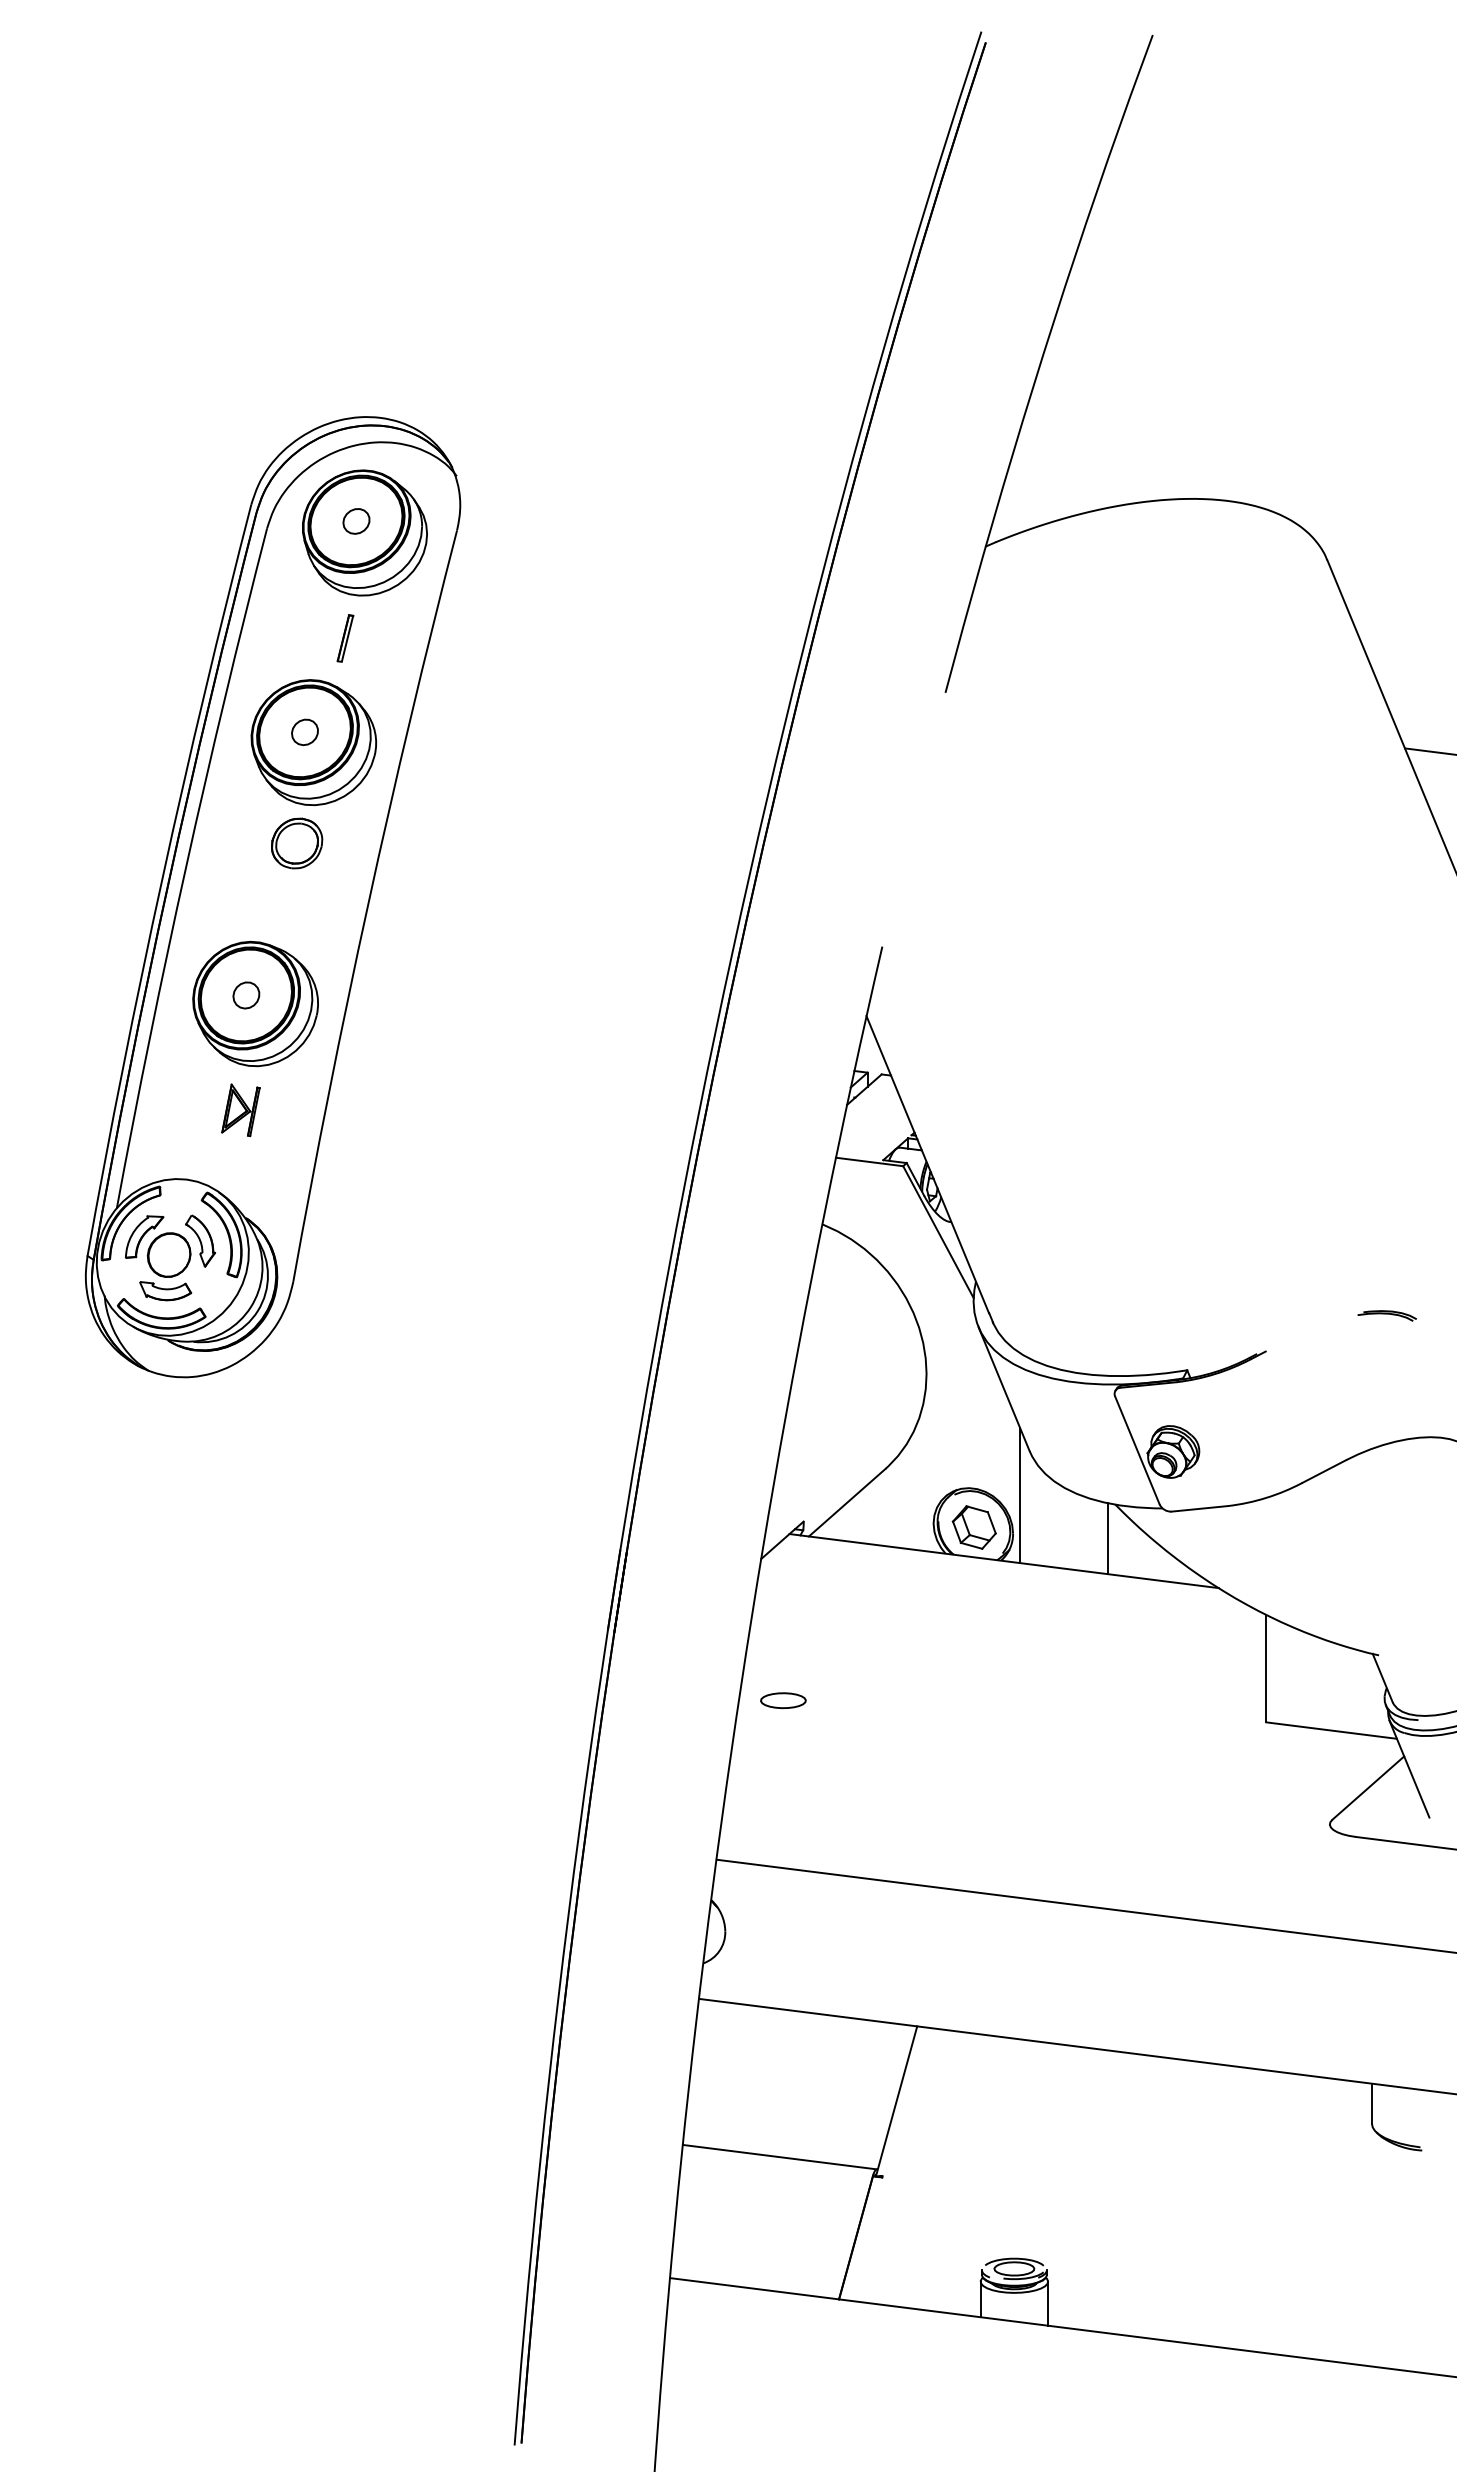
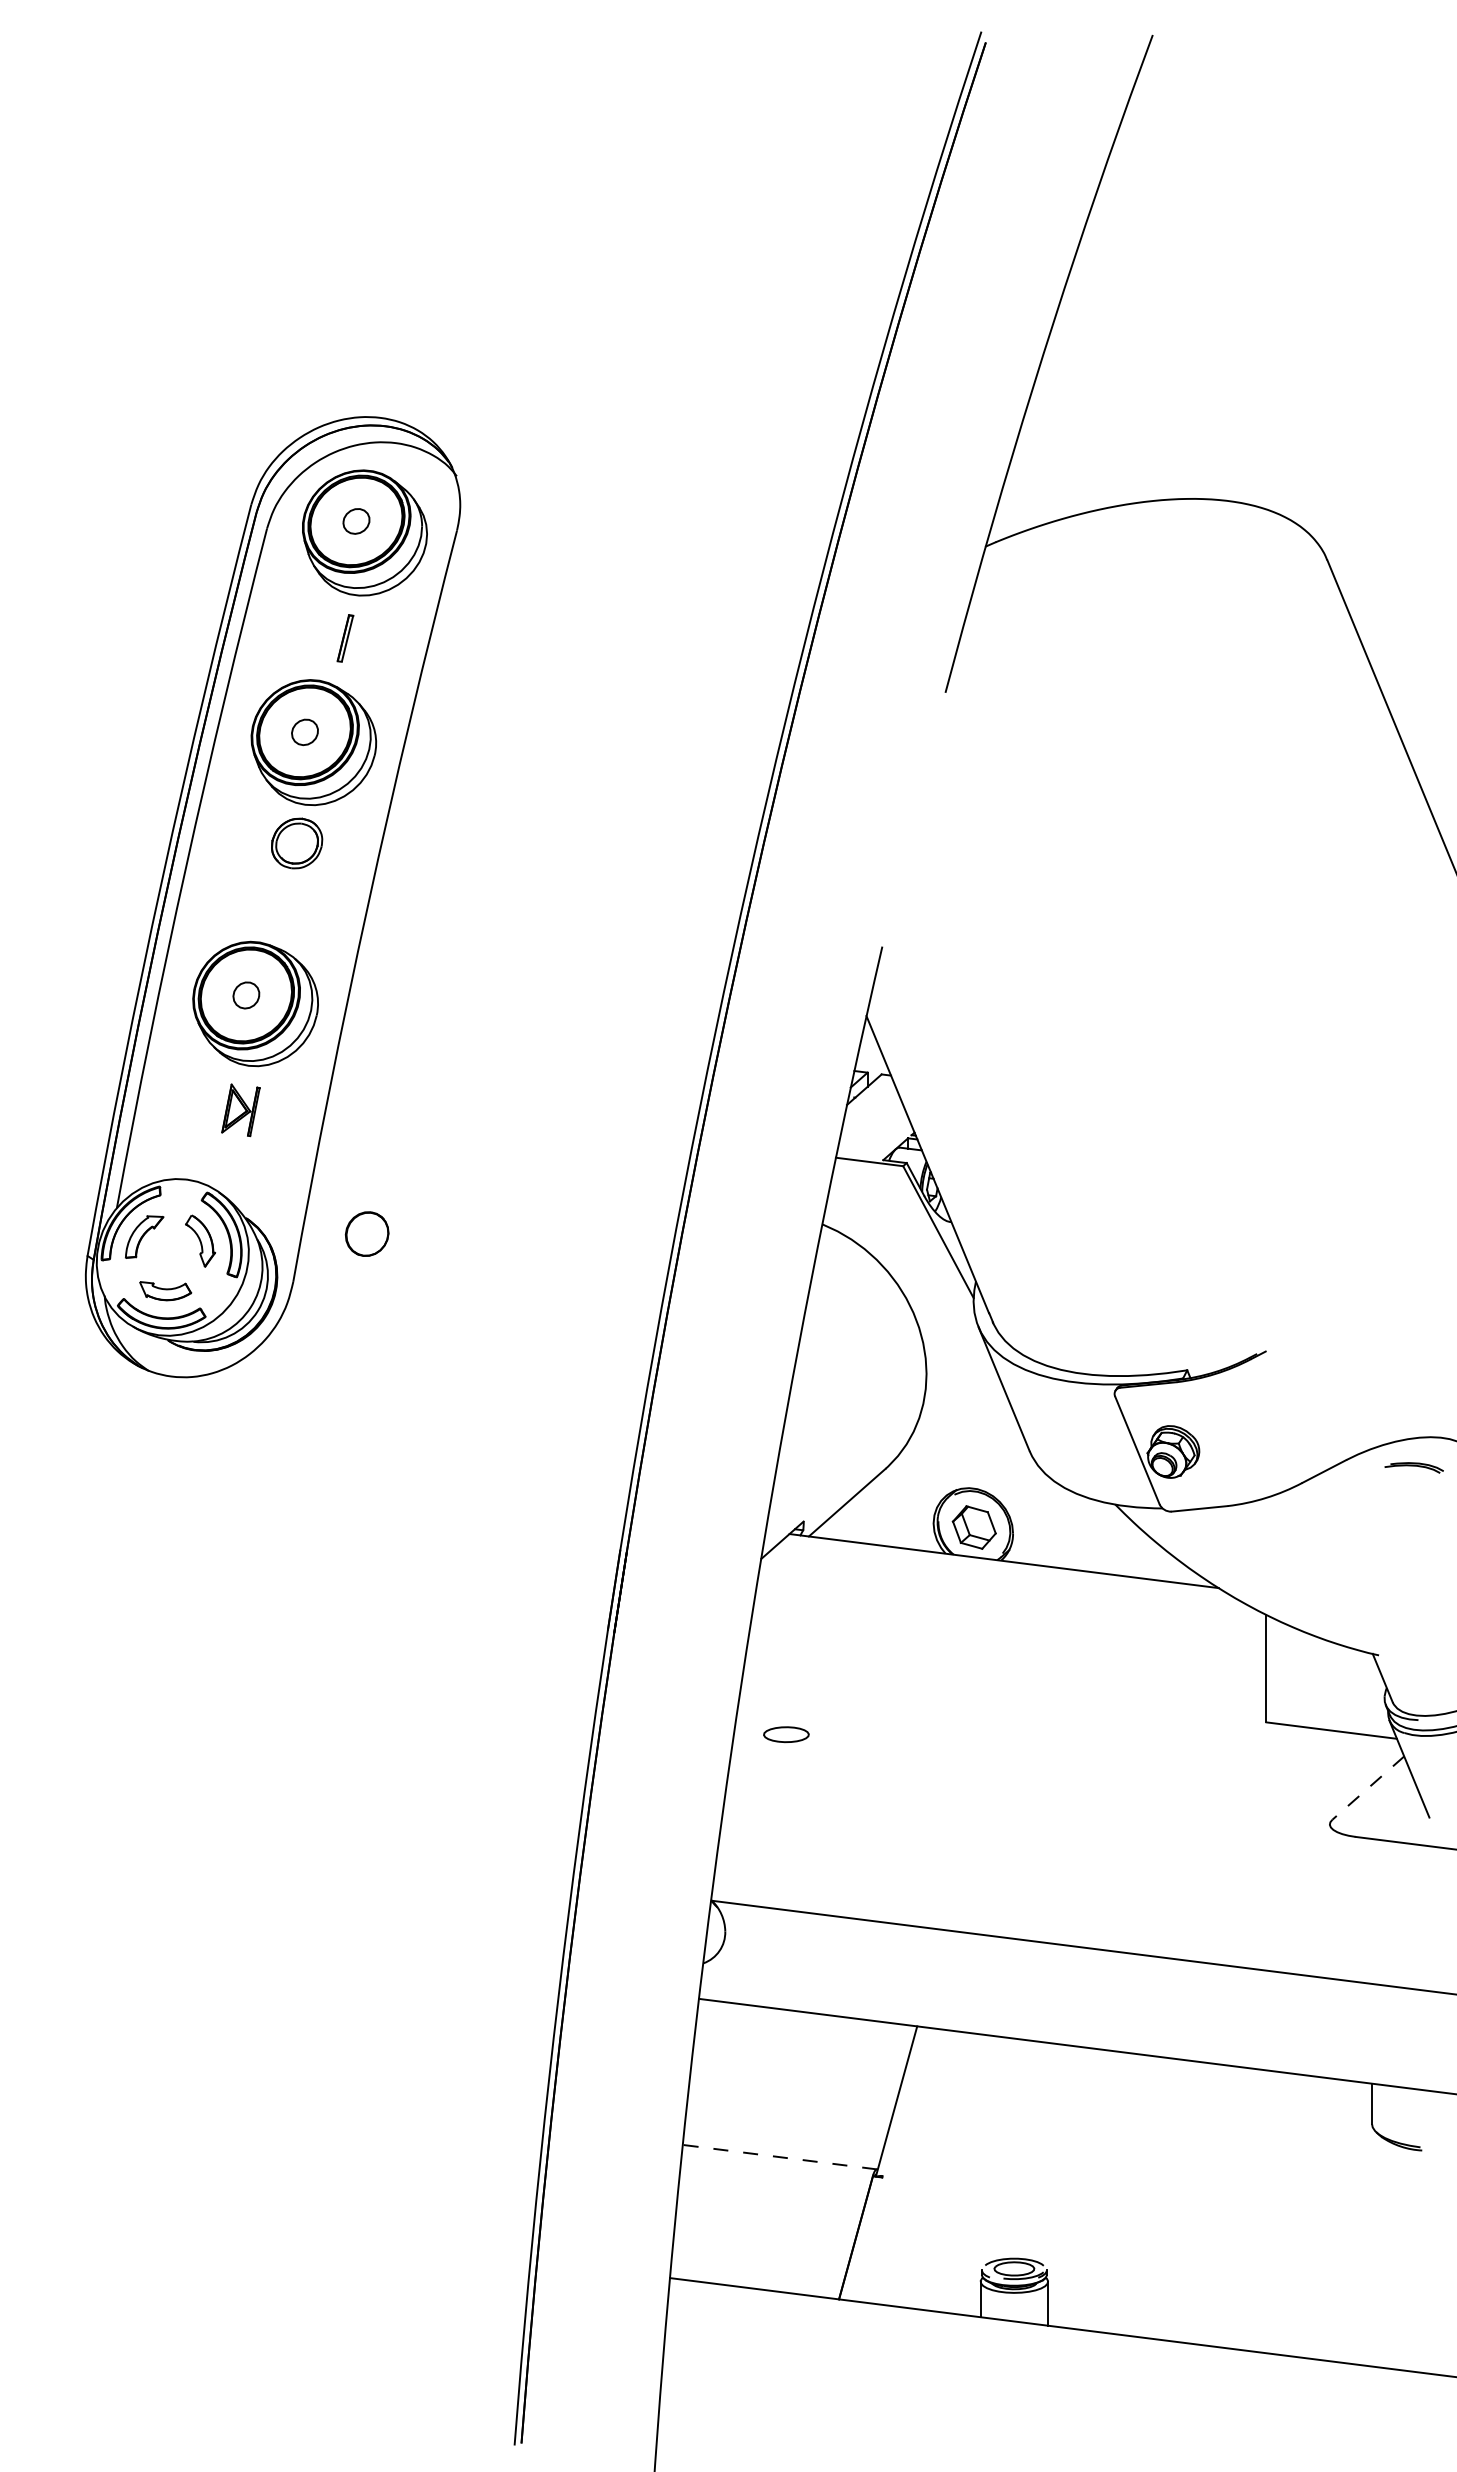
line: present -> none (1428, 751)
part position: (168, 1254) -> (366, 1233) (366, 1233)
part position: (1386, 1315) -> (1413, 1467) (1413, 1467)
line: present -> none (1020, 1495)
line: present -> none (1108, 1538)
part position: (783, 1700) -> (786, 1734) (786, 1734)
line: solid -> dashed (1368, 1788)
line position: (1084, 1905) -> (1082, 1947) (1082, 1947)
line: solid -> dashed (780, 2157)
